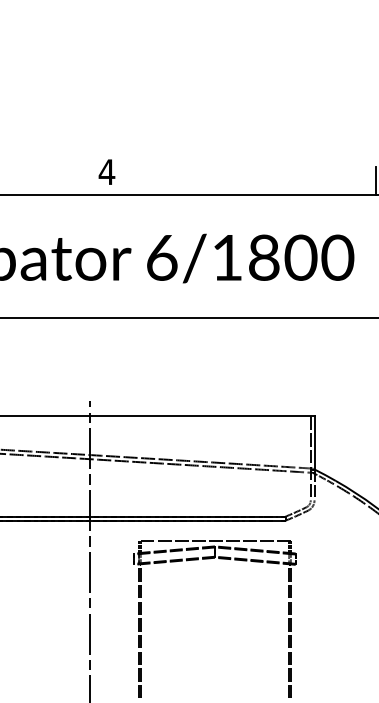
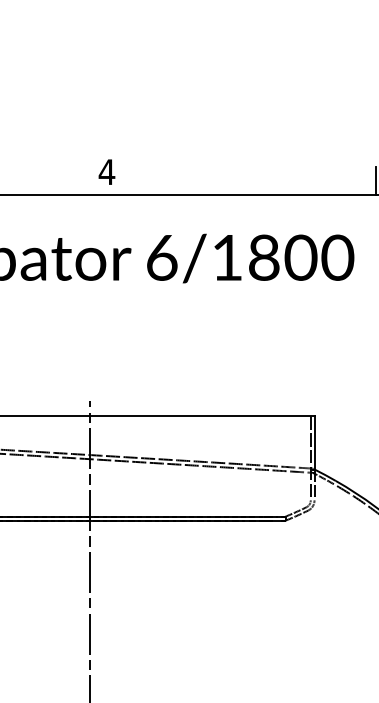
line: present -> none (188, 317)
part: present -> none (210, 559)
